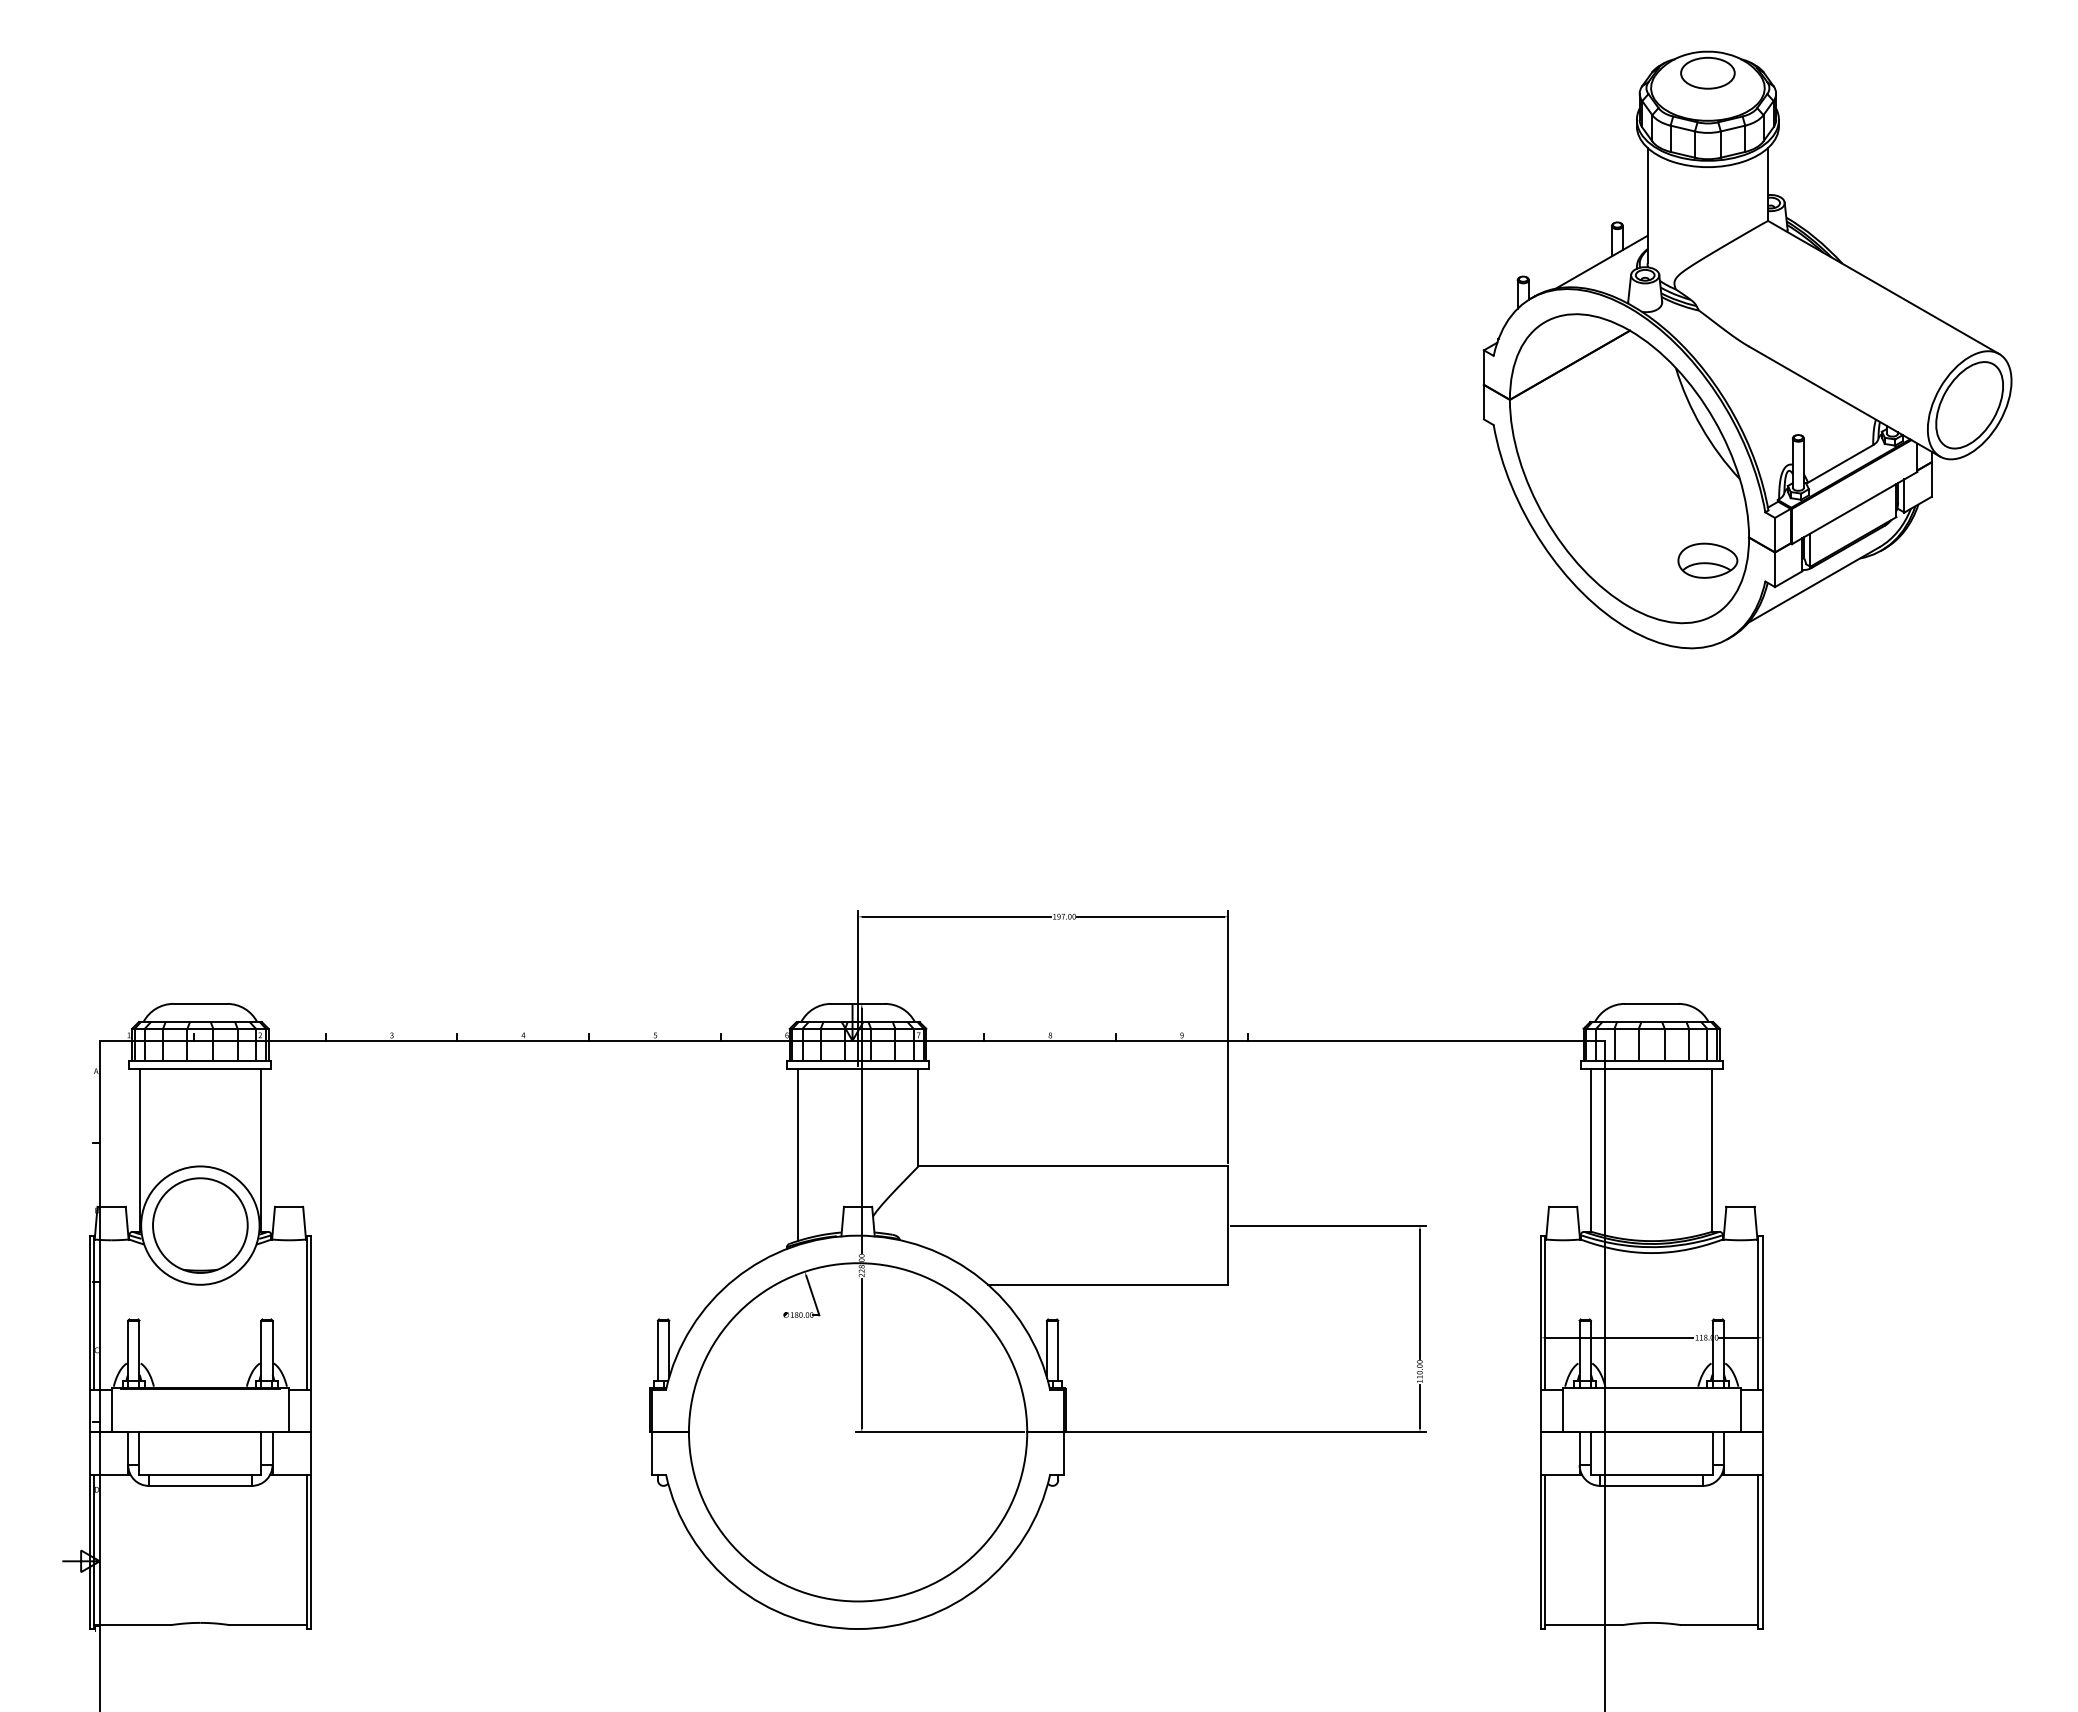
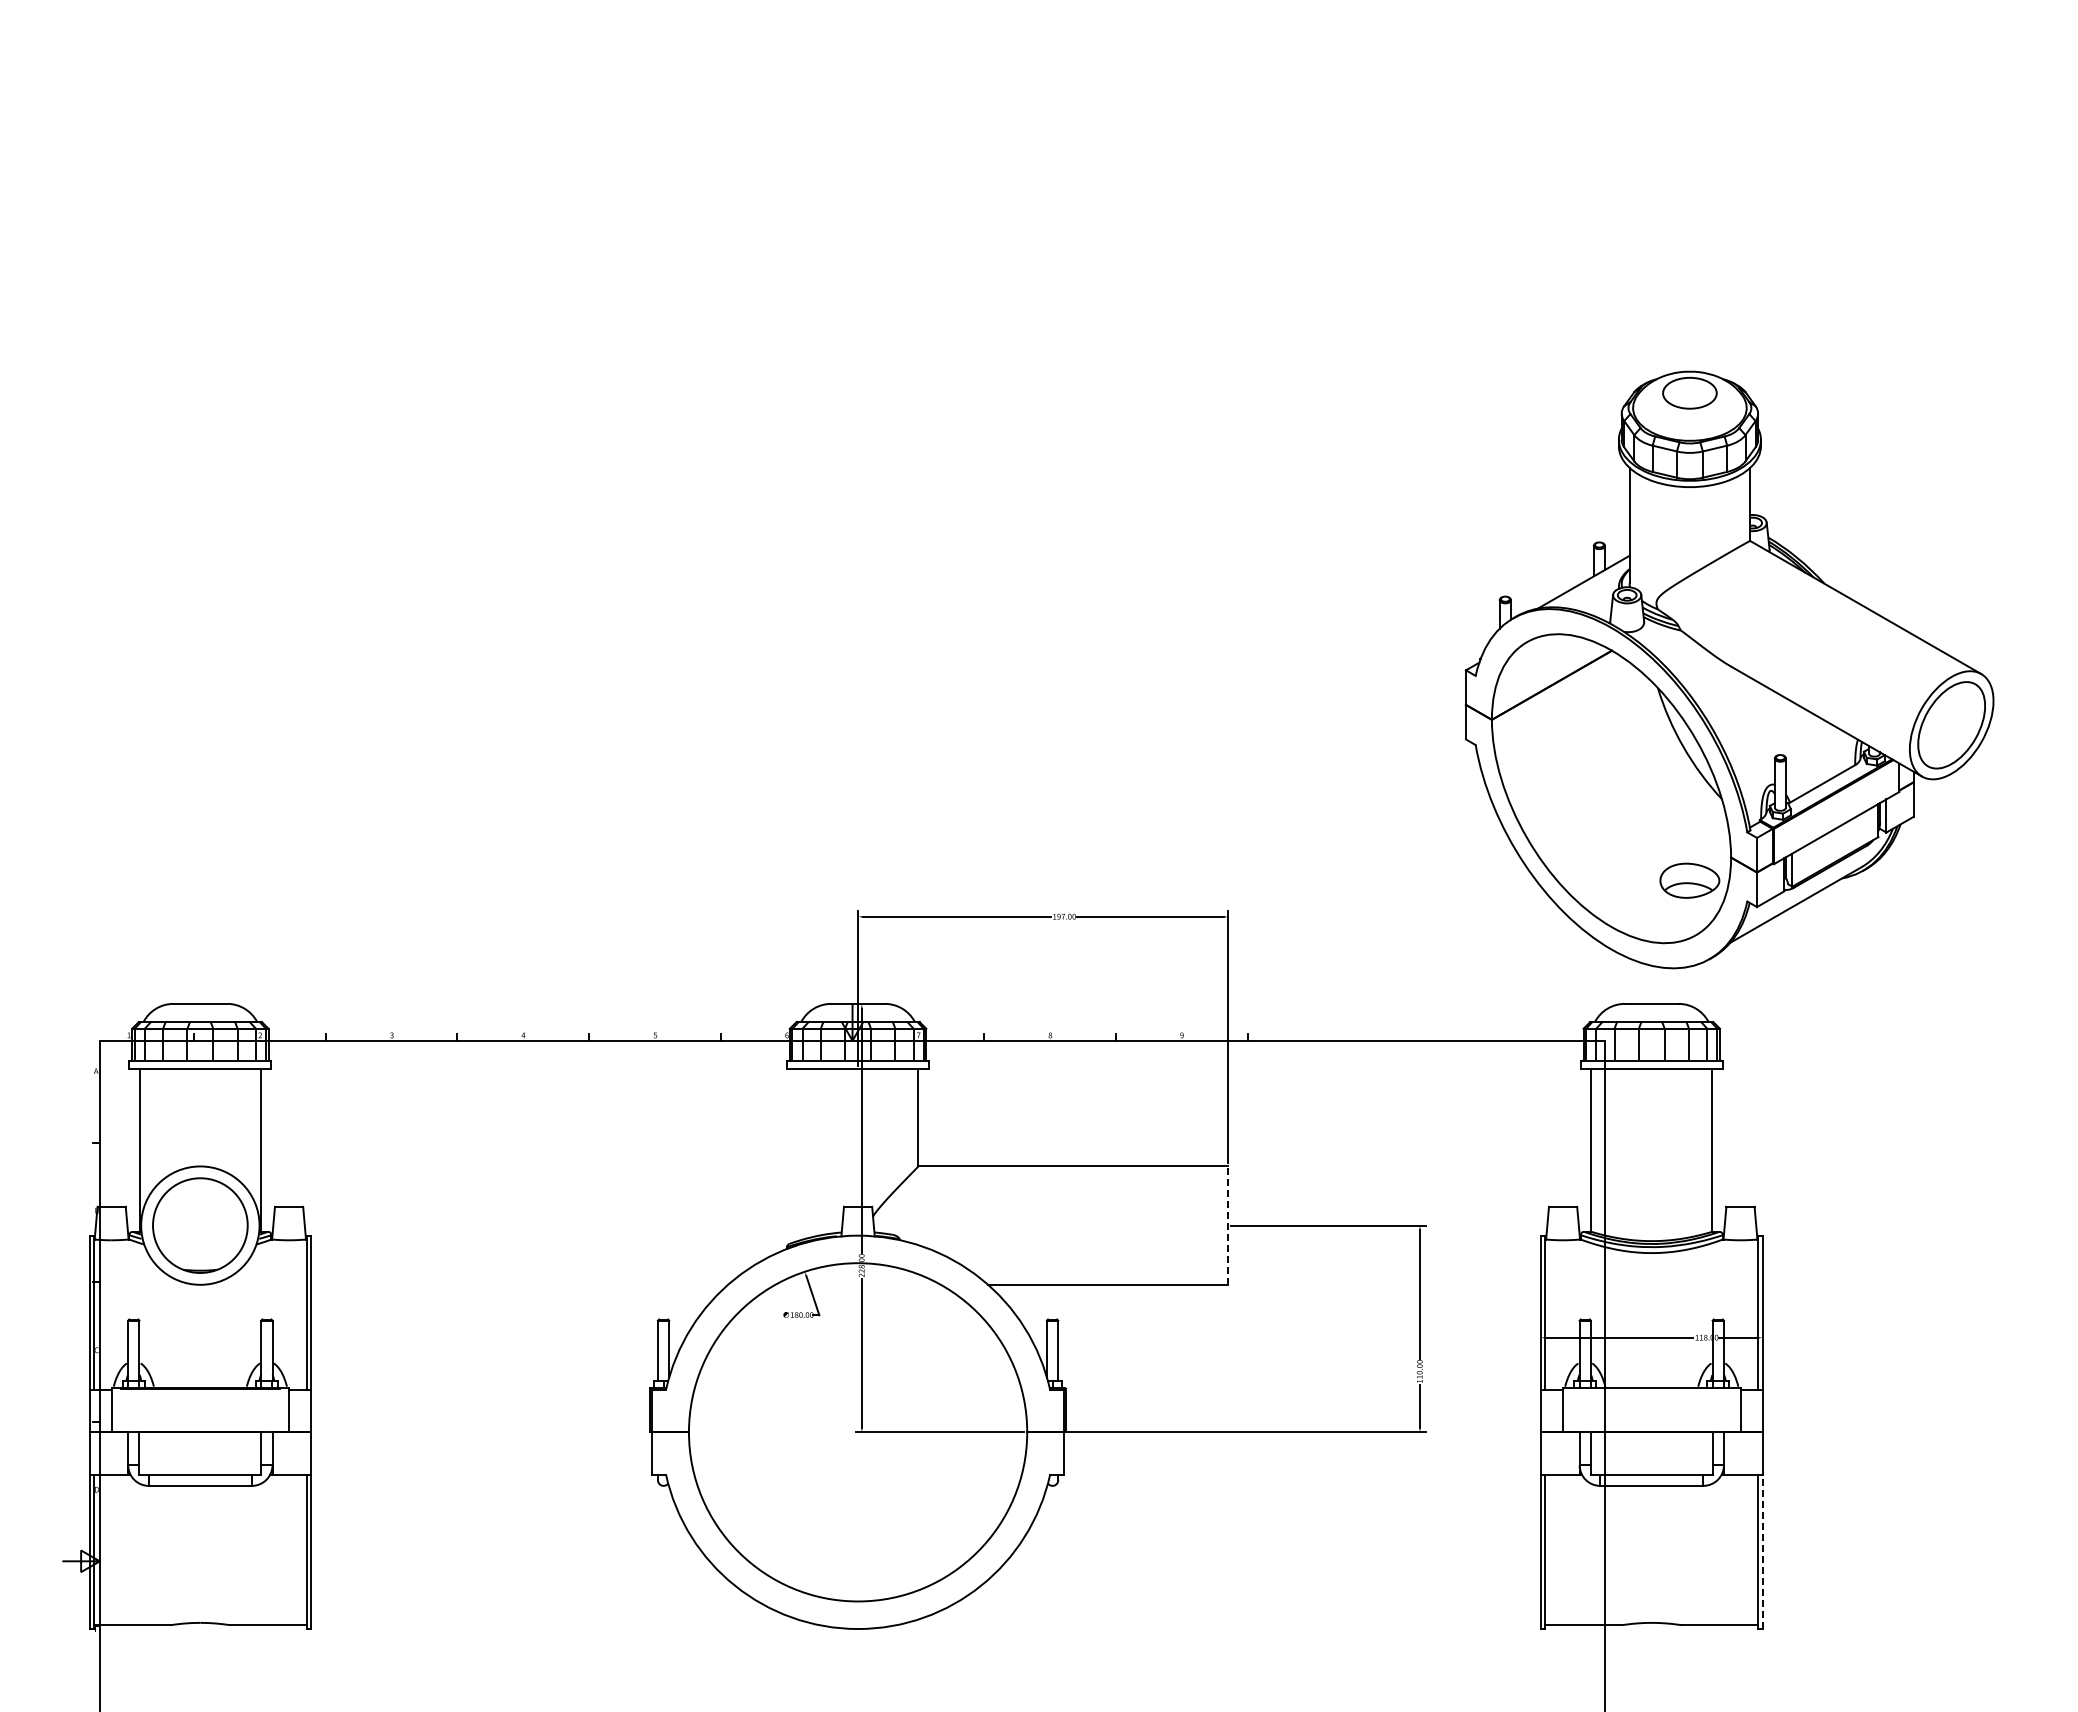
part position: (1747, 349) -> (1729, 669) (1729, 669)
line: present -> none (797, 1154)
line: solid -> dashed (1228, 1225)
line: solid -> dashed (1762, 1551)
